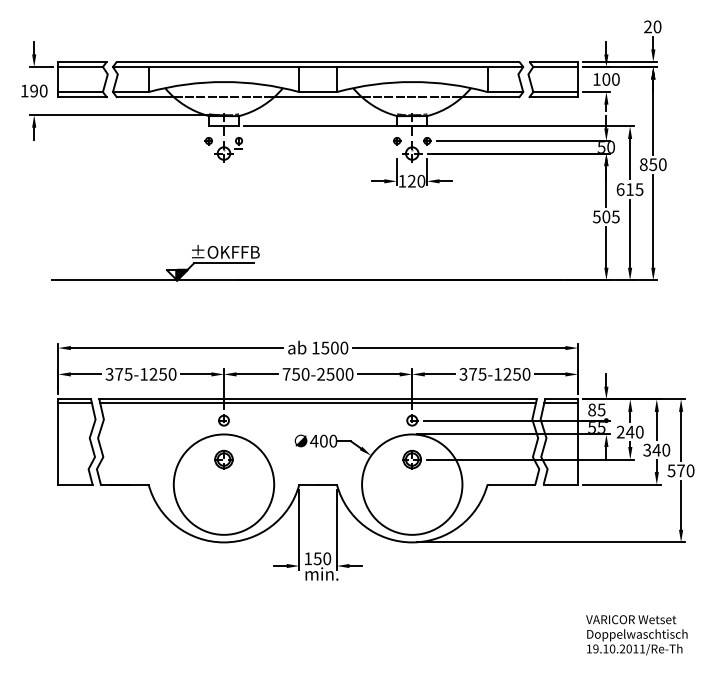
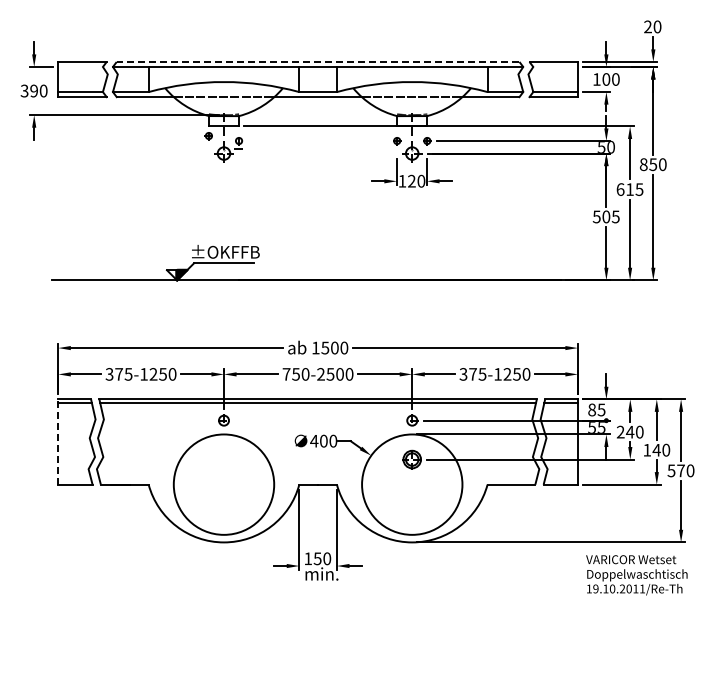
line: solid -> dashed (317, 61)
line: present -> none (80, 66)
line: present -> none (555, 66)
text: 190 -> 390 (24, 90)
part position: (208, 141) -> (208, 136) (208, 136)
line: solid -> dashed (58, 442)
text: 340 -> 140 (646, 449)
part: present -> none (223, 459)
text position: (636, 635) -> (636, 575) (636, 575)
